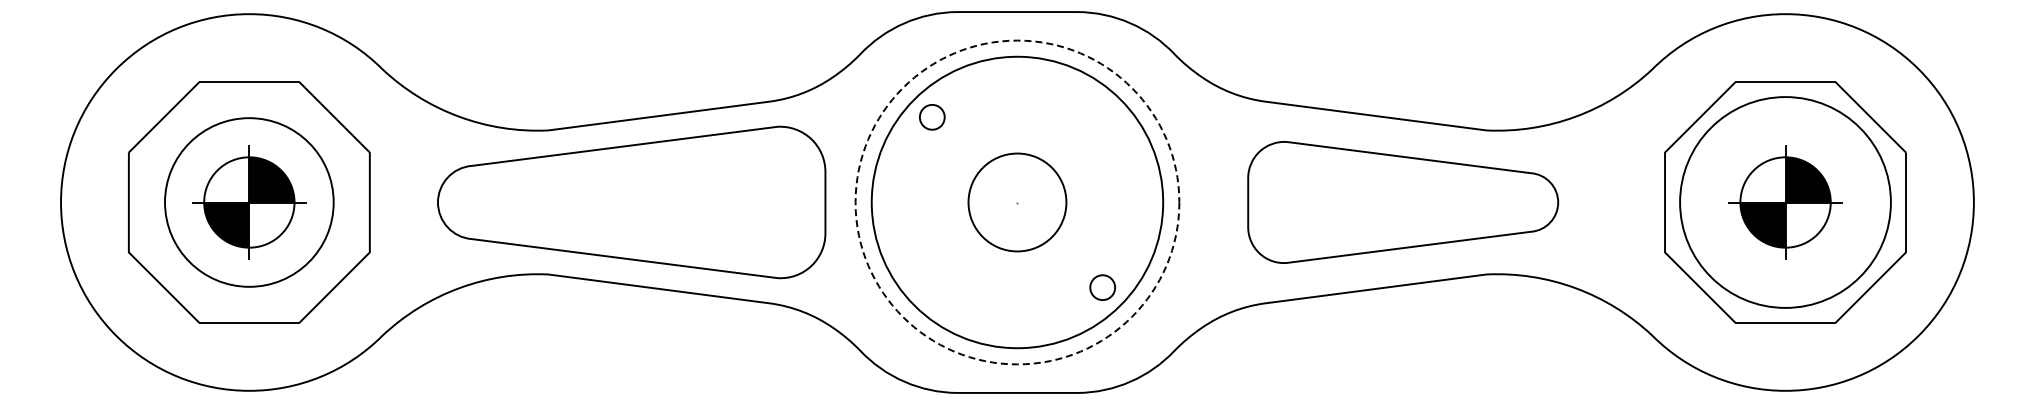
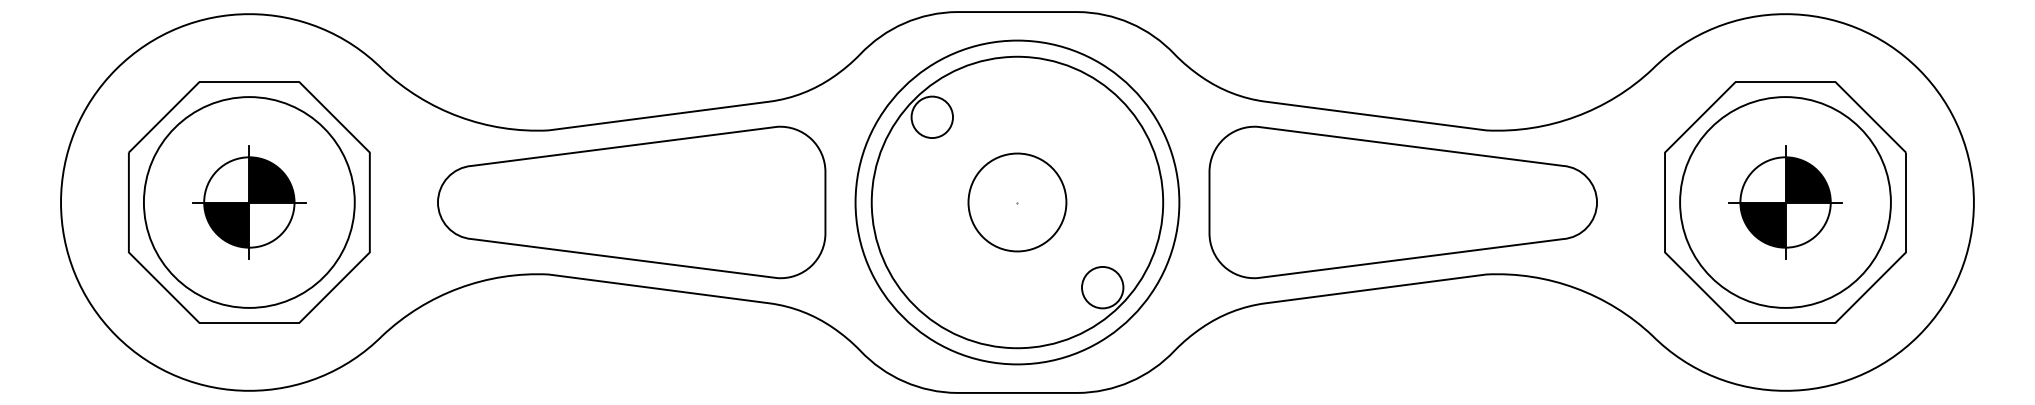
circle diameter: 25 px -> 41 px (932, 117)
circle diameter: 169 px -> 211 px (248, 202)
circle: dashed -> solid (1017, 202)
part size: 313x123 px -> 390x155 px (1402, 202)
circle diameter: 25 px -> 41 px (1102, 287)
